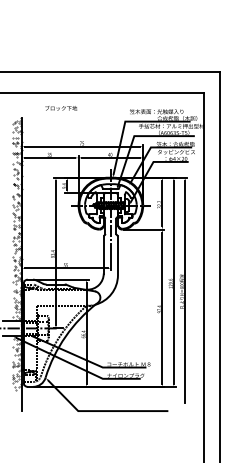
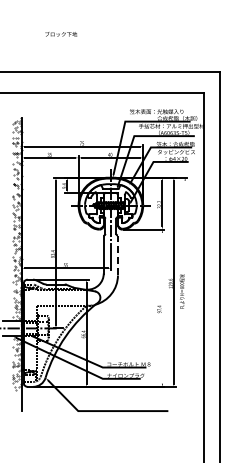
text position: (61, 108) -> (61, 34) (61, 34)
line: solid -> dashed (117, 255)
line: present -> none (185, 291)
line: present -> none (162, 307)
